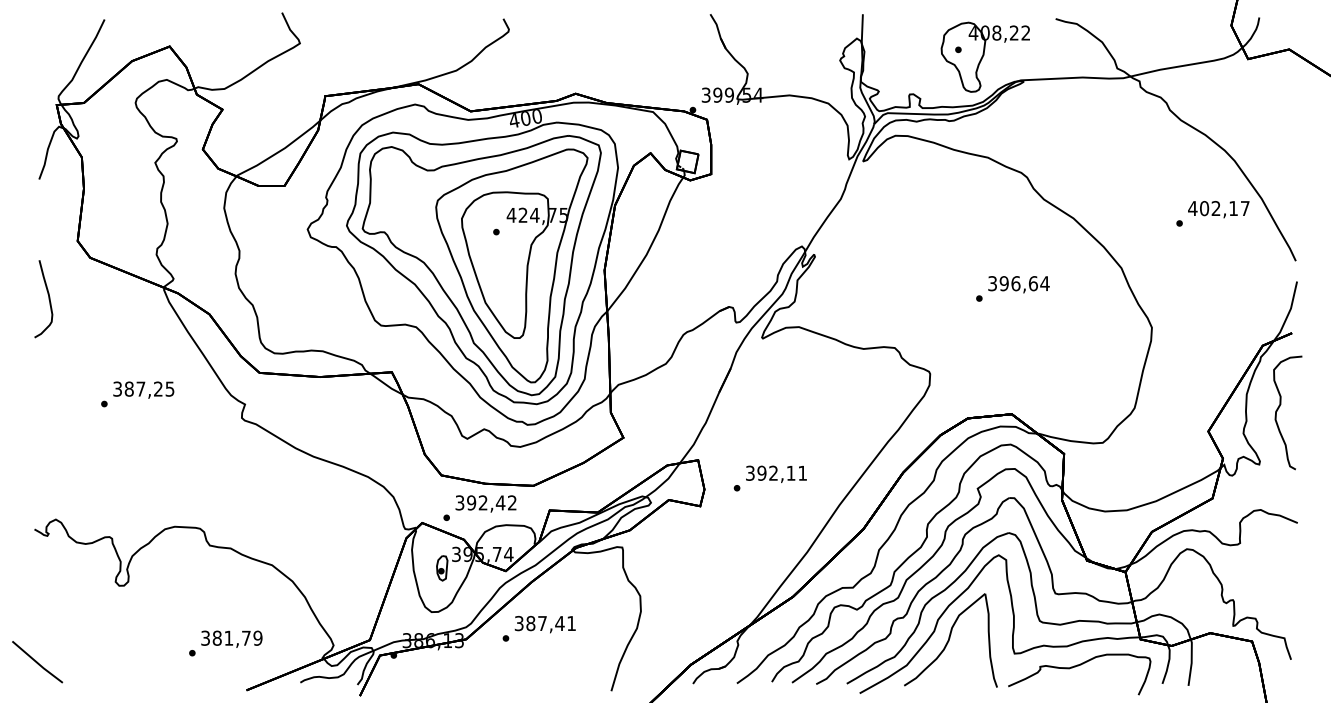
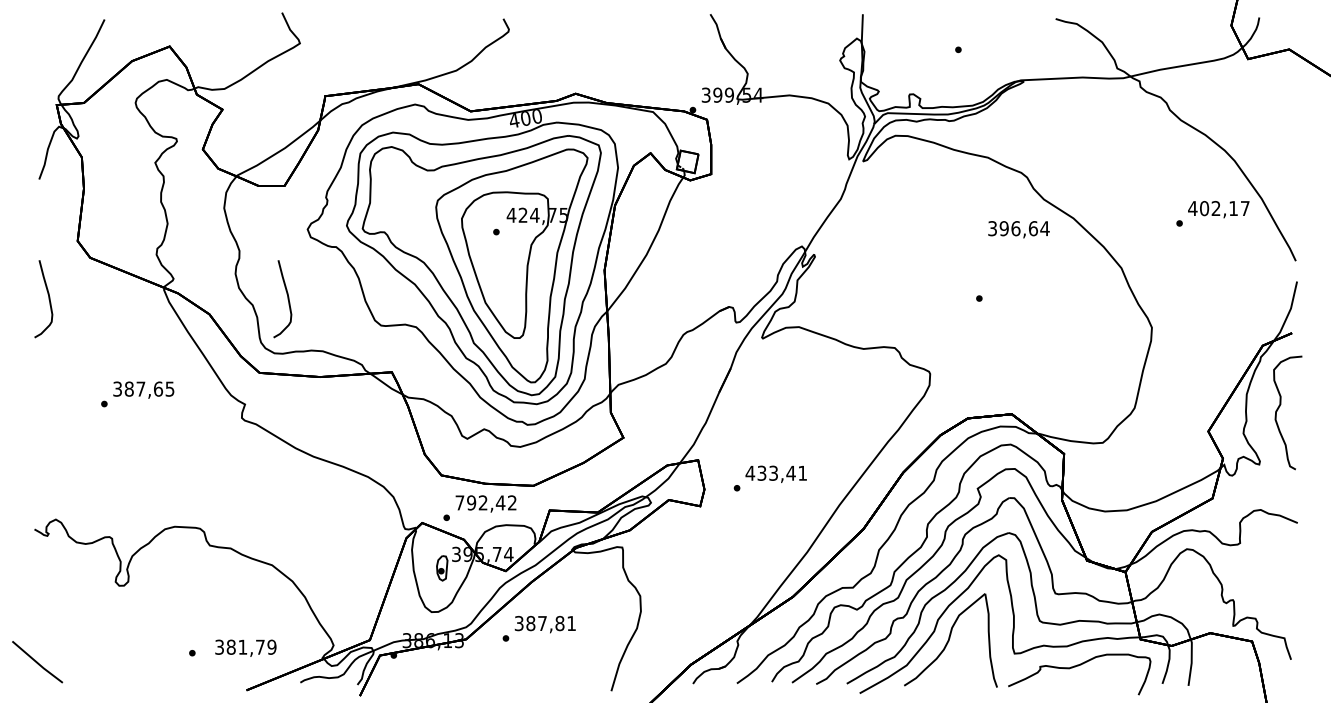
part: present -> none (984, 56)
text position: (1018, 284) -> (1018, 229) (1018, 229)
curve: none -> present (287, 299)
text: 387,25 -> 387,65 (158, 388)
text: 392,11 -> 433,41 (770, 472)
text: 392,42 -> 792,42 (459, 502)
text: 387,41 -> 387,81 (559, 623)
text position: (231, 638) -> (245, 647) (245, 647)
